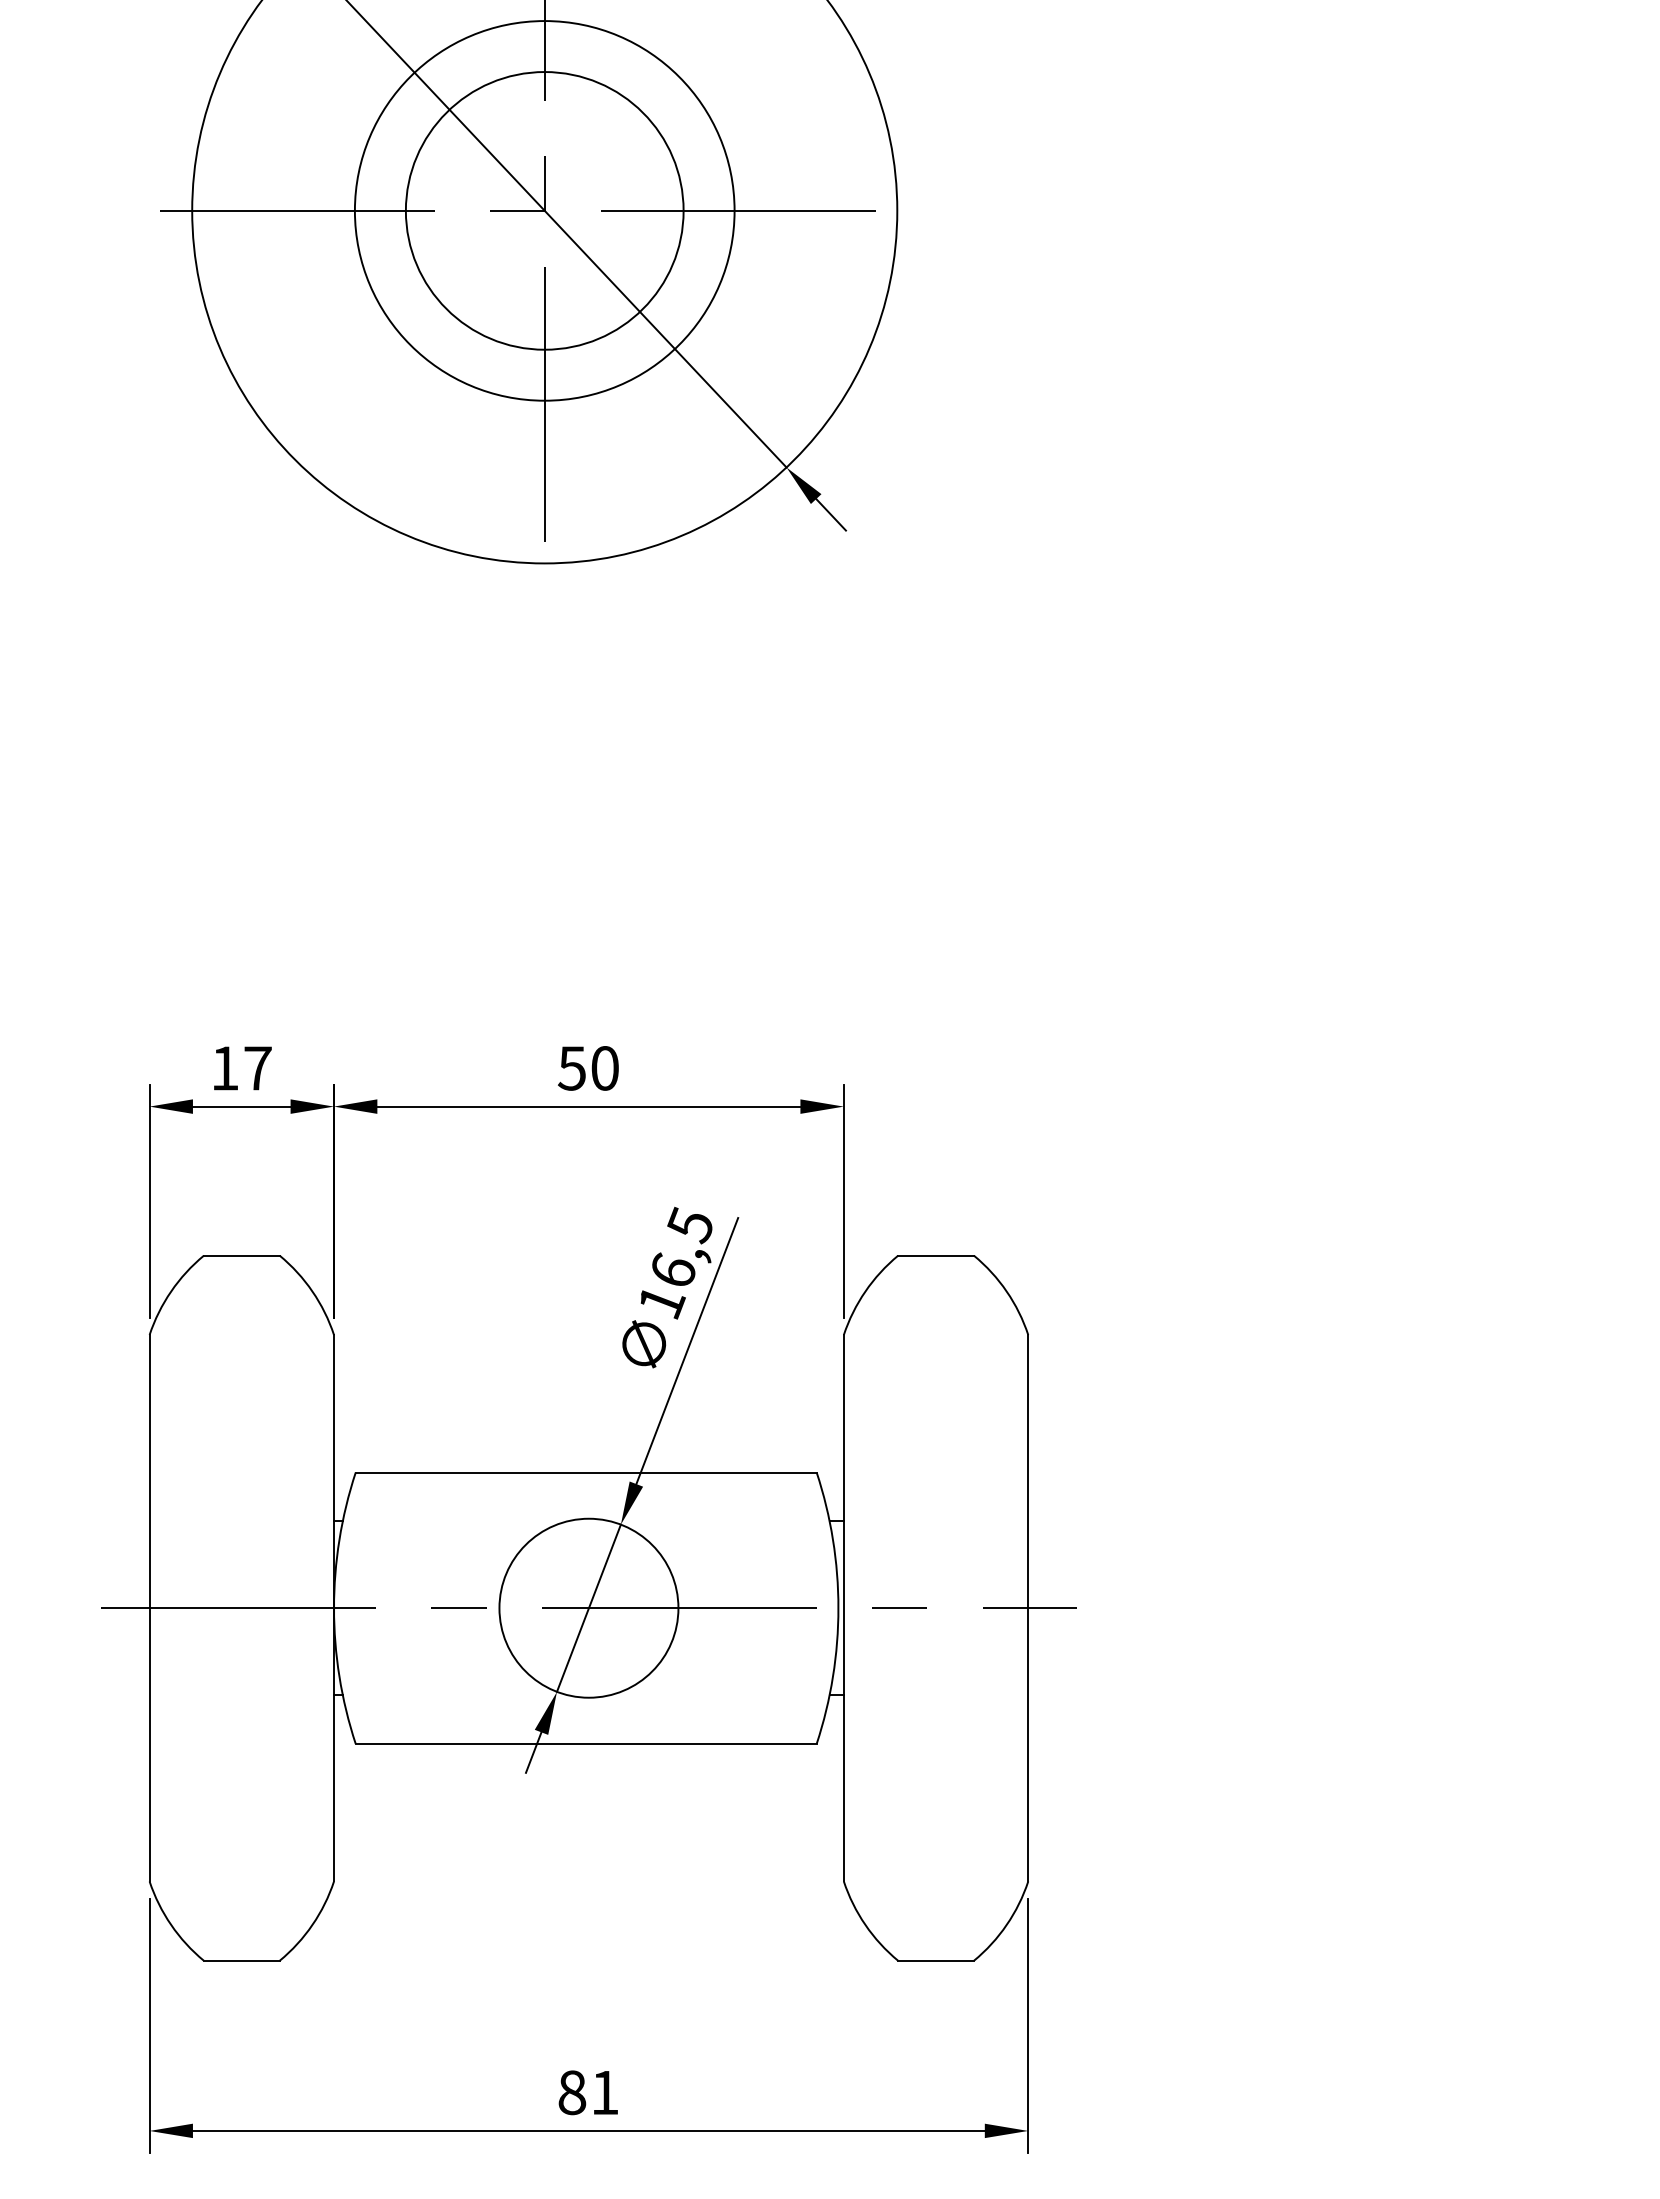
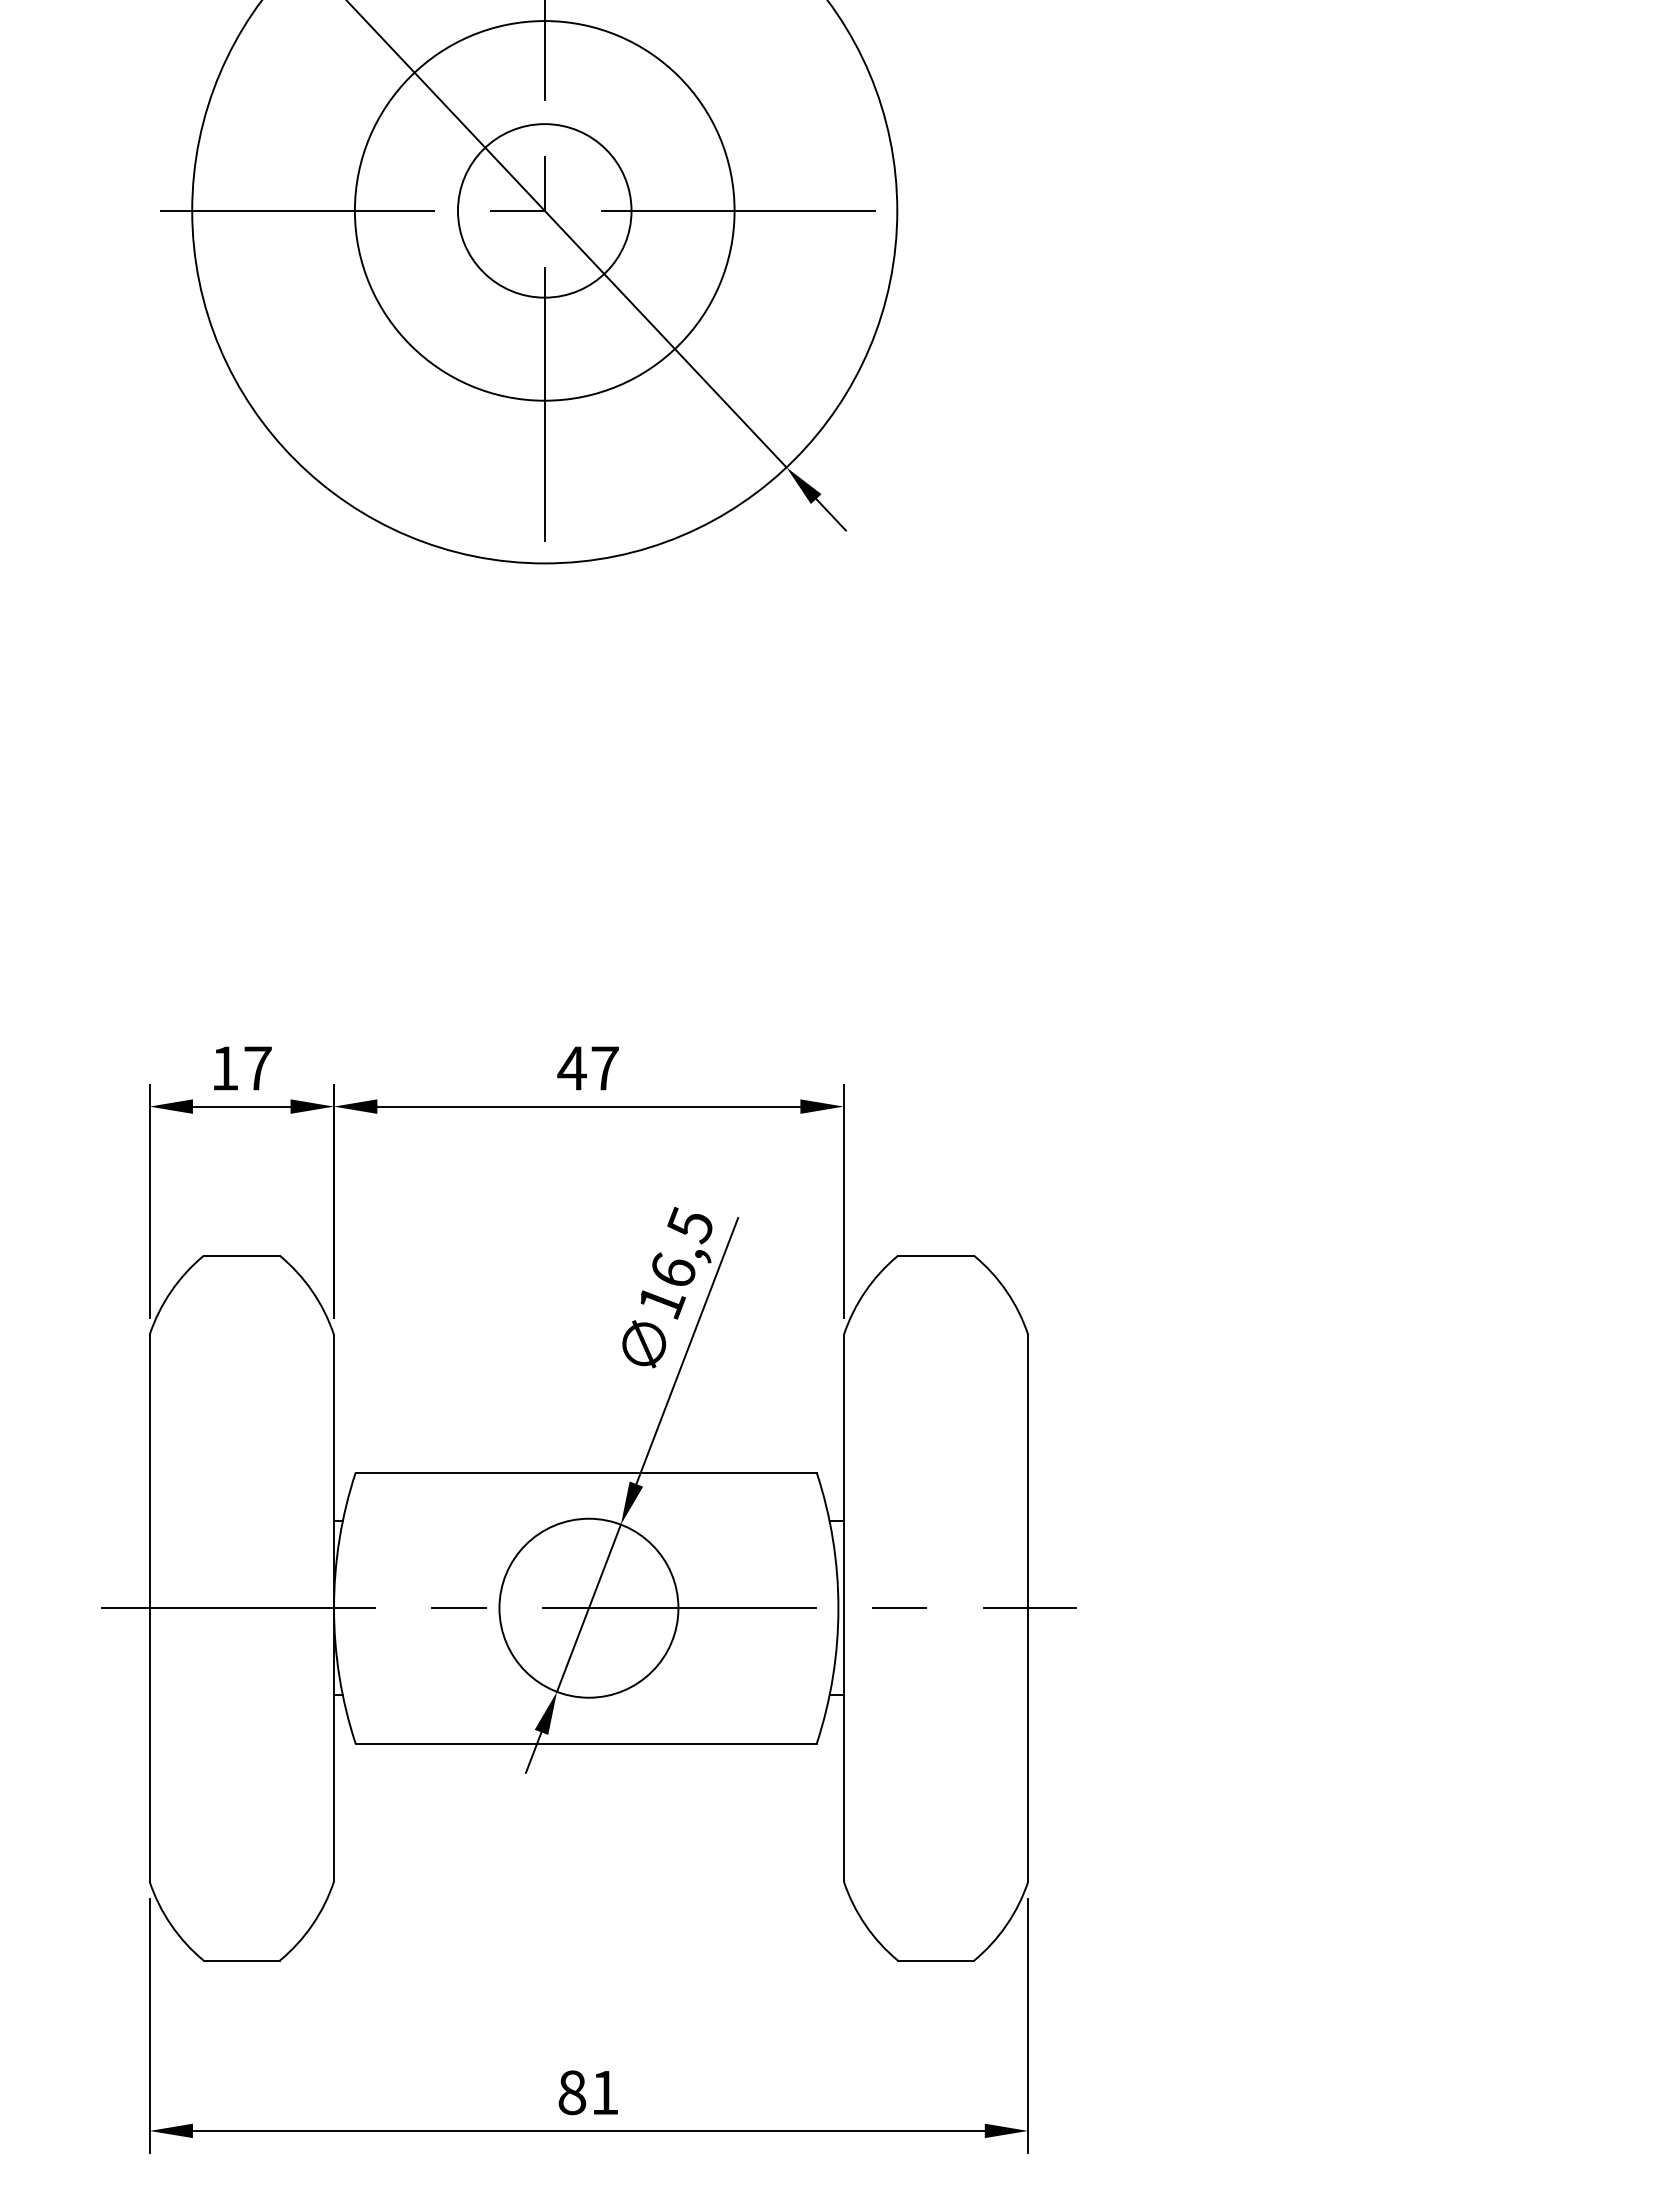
circle diameter: 278 px -> 174 px (544, 210)
text: 50 -> 47 (587, 1068)
